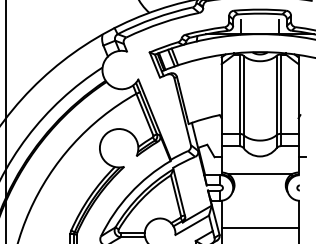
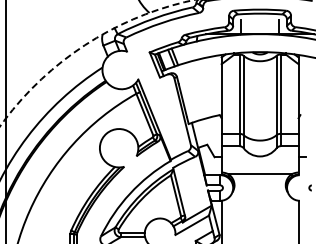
arc: solid -> dashed (84, 45)
arc position: (297, 187) -> (309, 187) (309, 187)
line: present -> none (259, 227)
